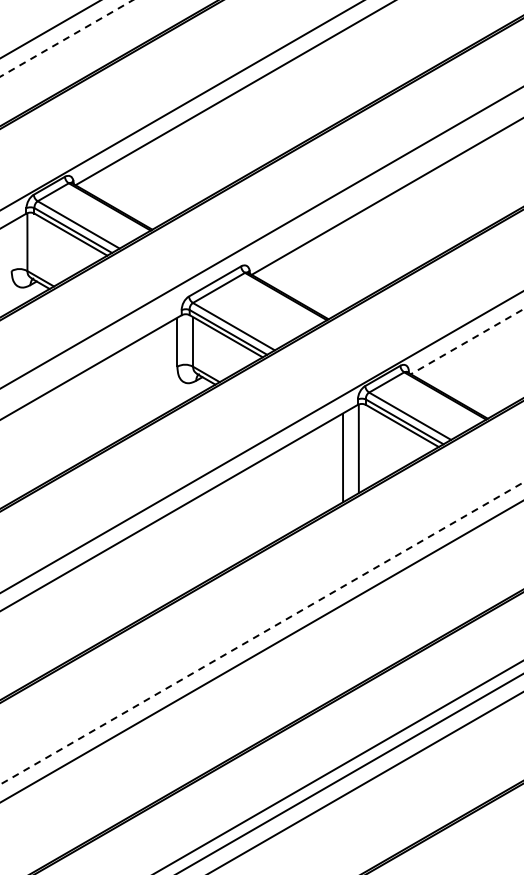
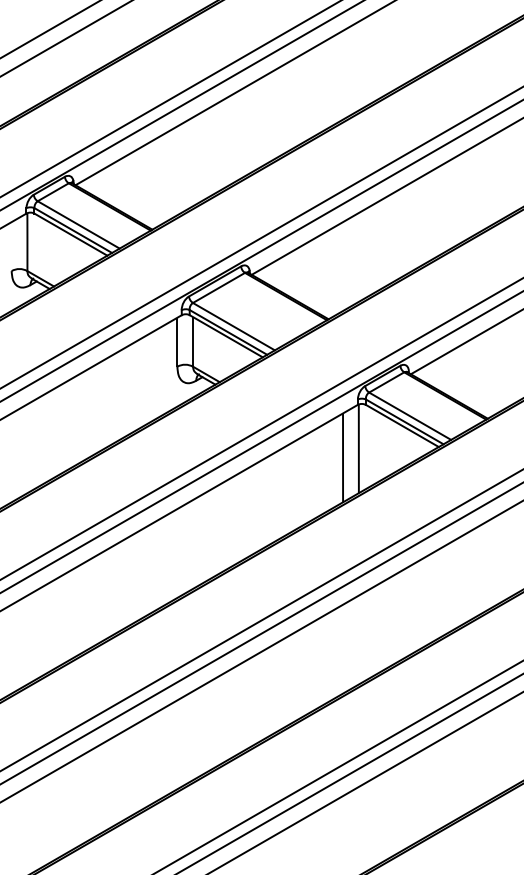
line: dashed -> solid (66, 38)
line: none -> present (170, 99)
line: none -> present (261, 250)
line: dashed -> solid (467, 341)
line: none -> present (261, 428)
line: none -> present (261, 620)
line: dashed -> solid (261, 633)
